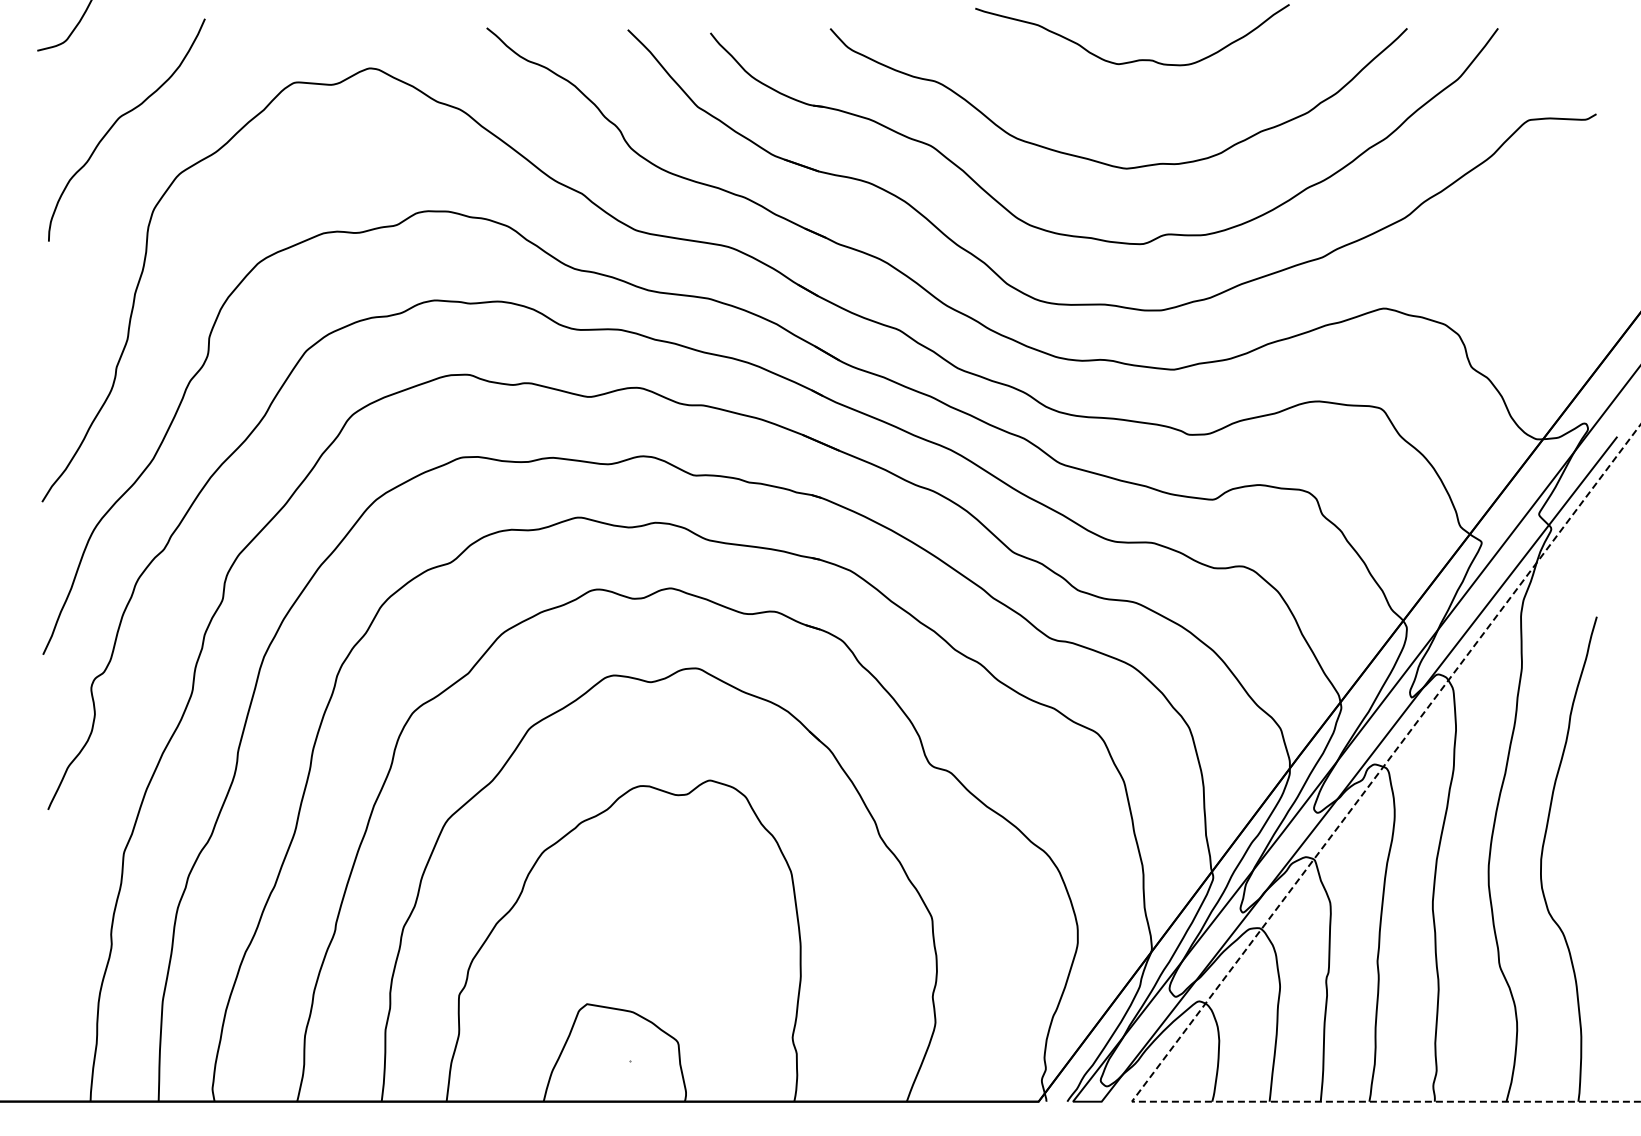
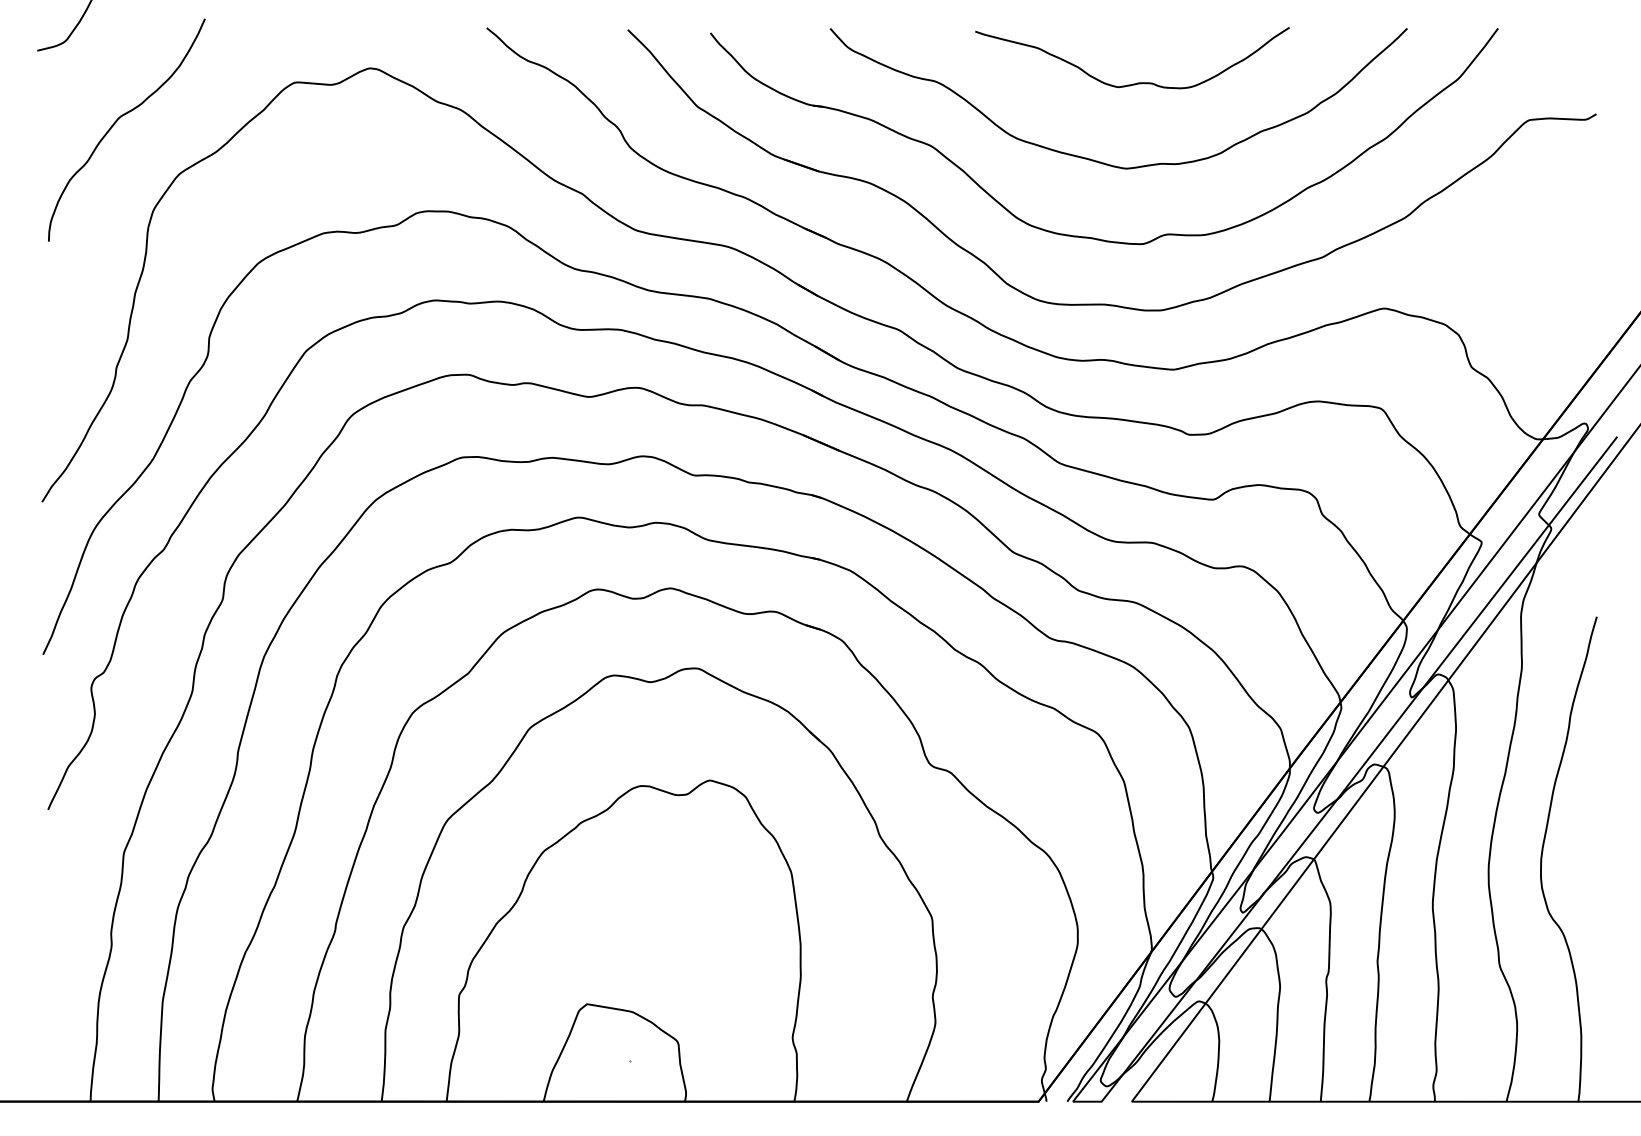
curve position: (1137, 59) -> (1137, 82) (1137, 82)
line: dashed -> solid (1233, 966)
